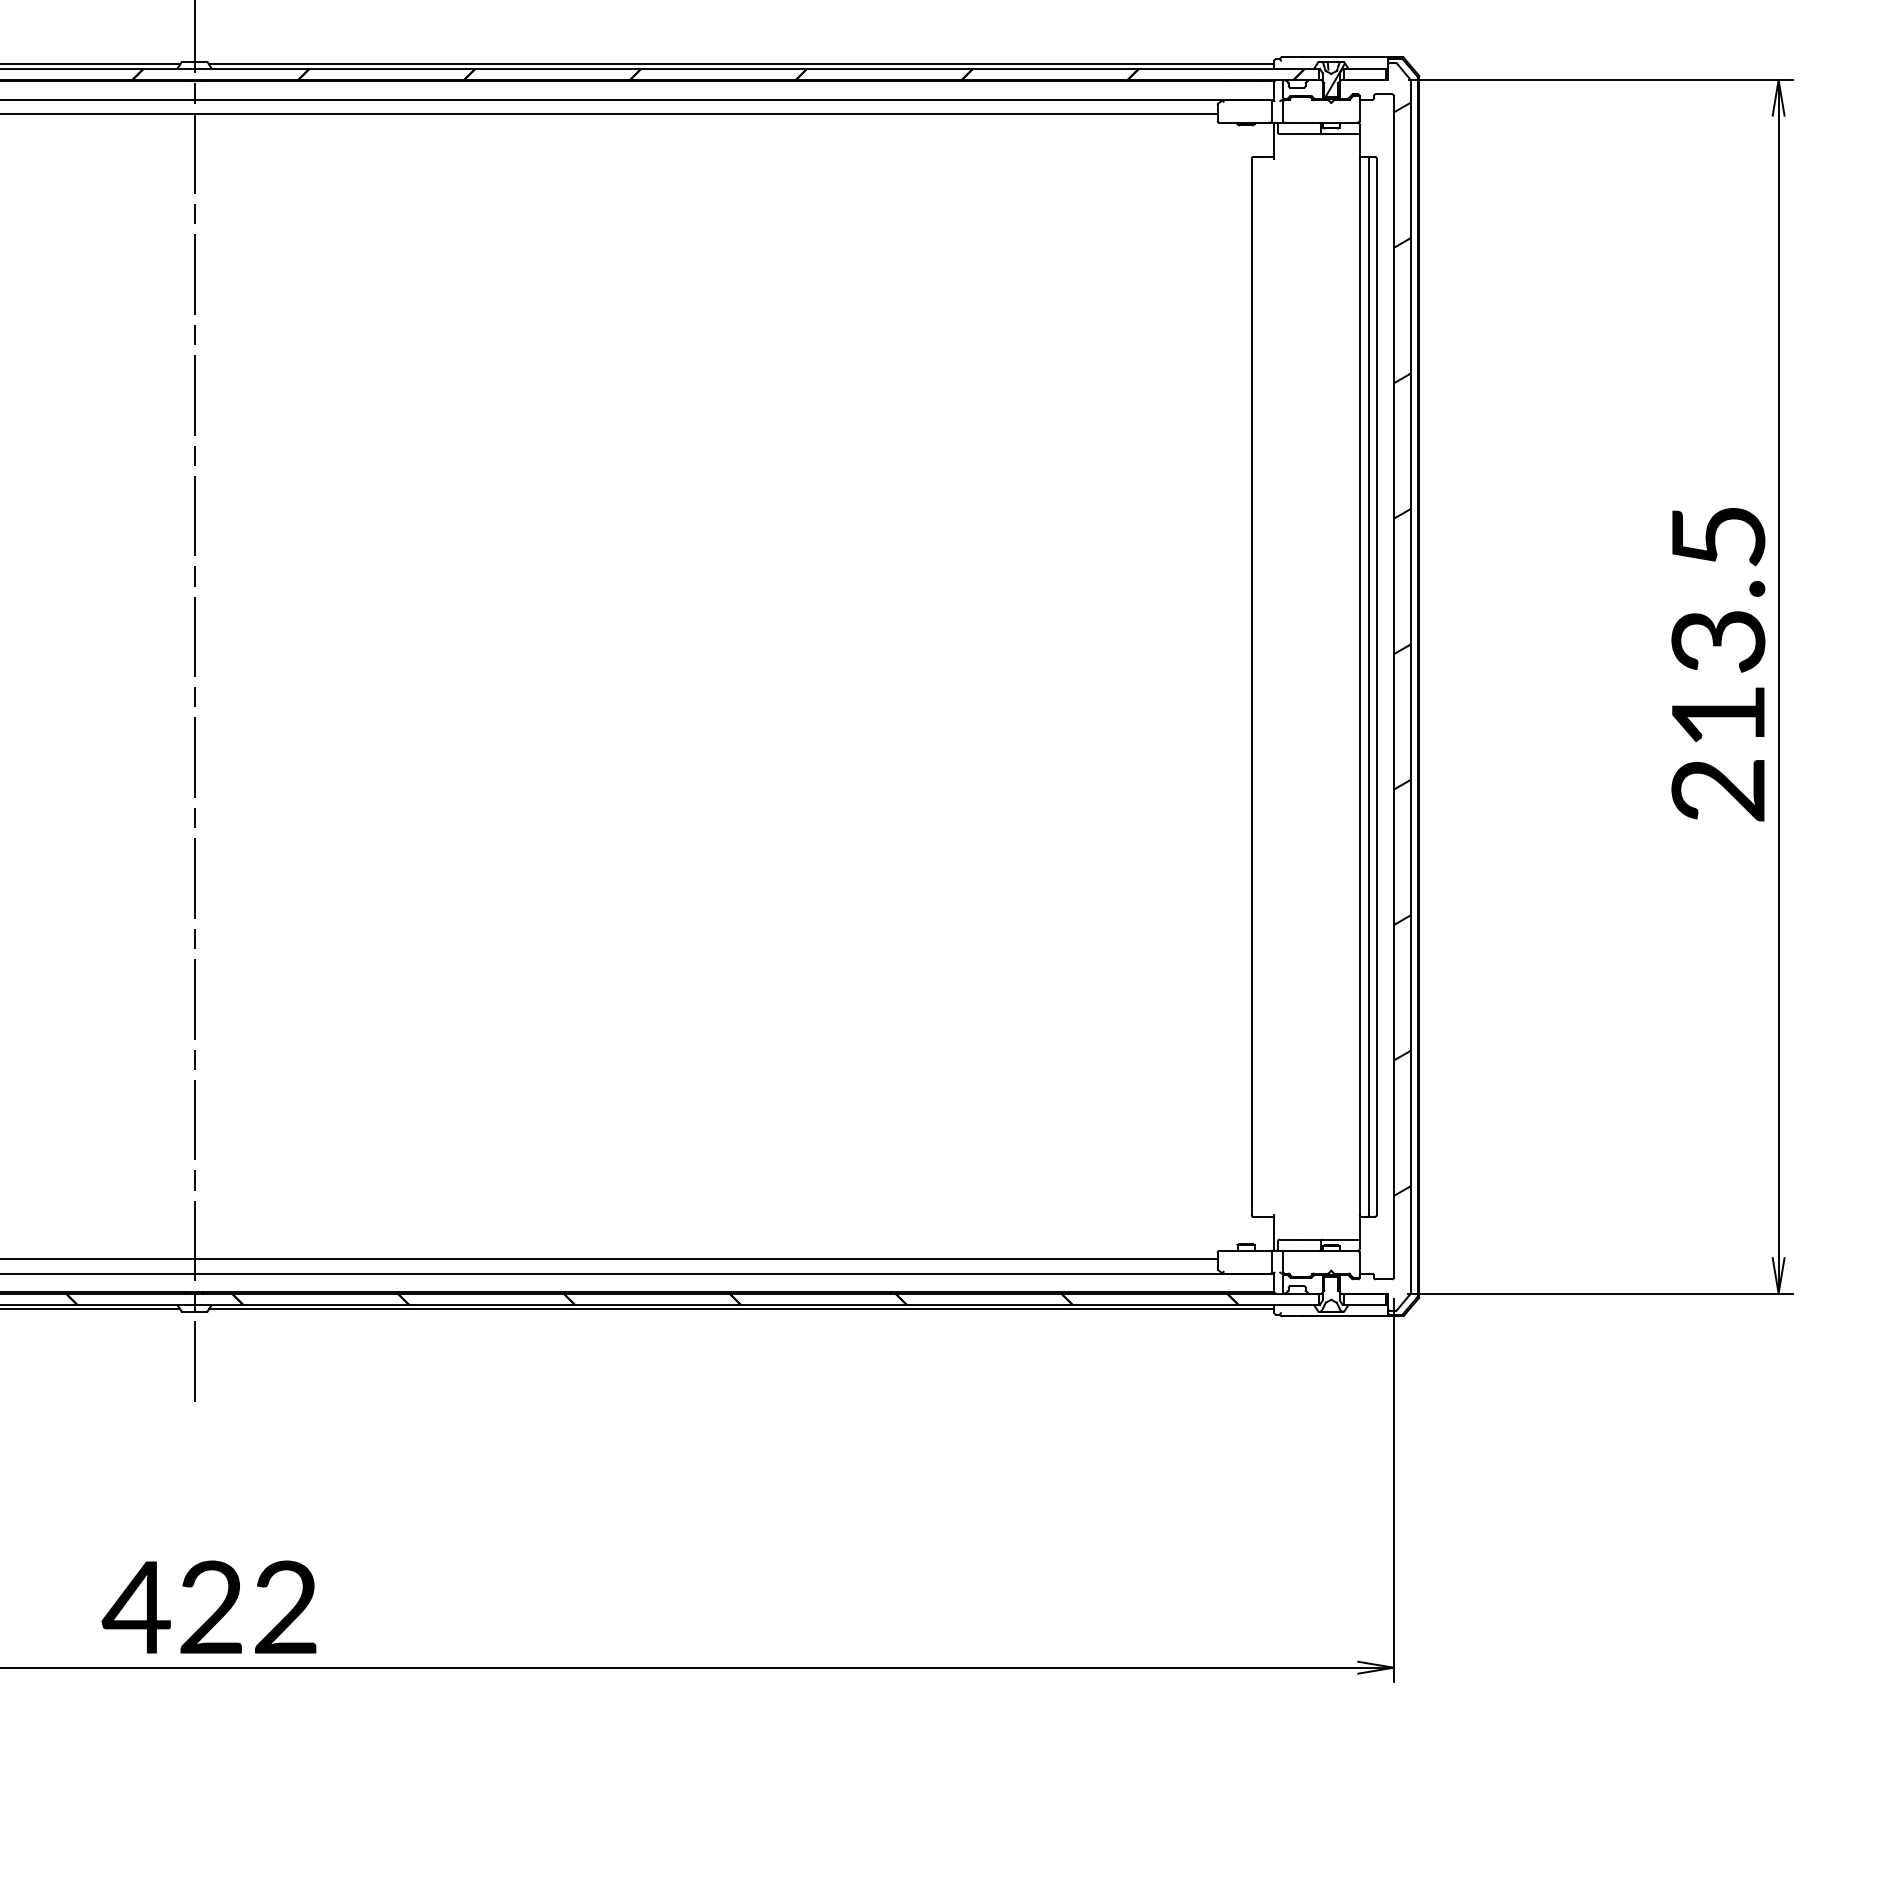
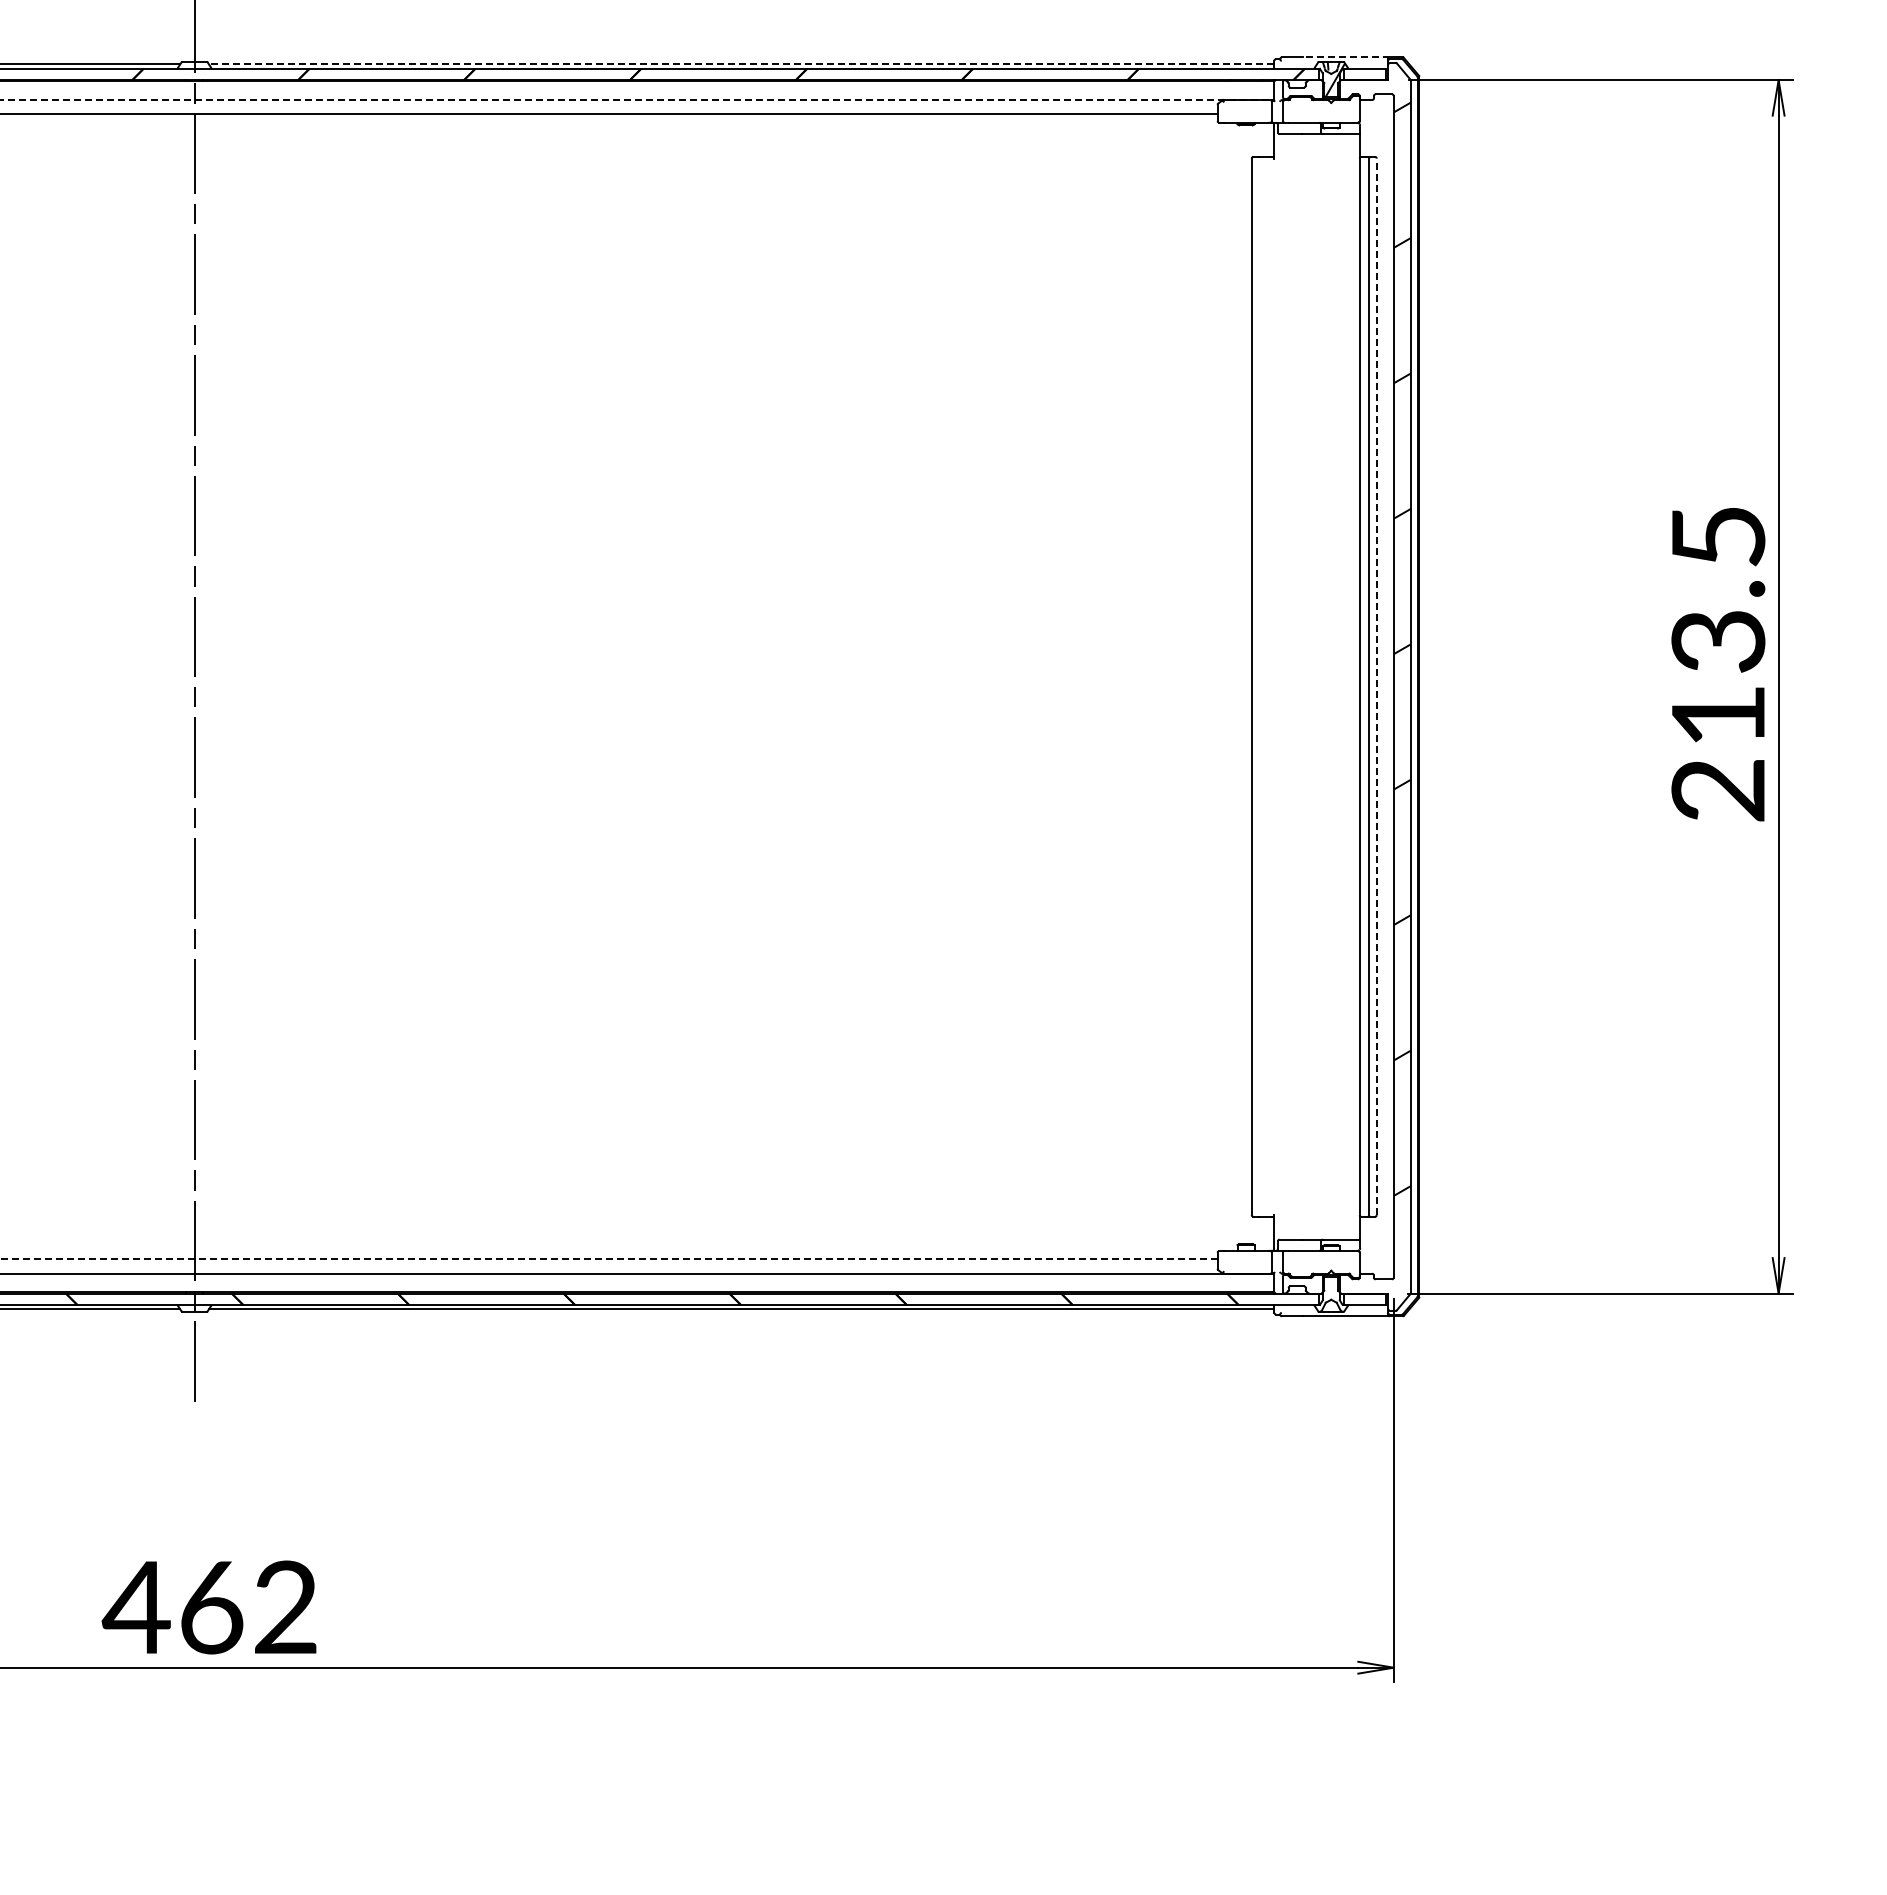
line: solid -> dashed (1345, 57)
line: solid -> dashed (741, 64)
line: solid -> dashed (636, 100)
line: solid -> dashed (1376, 686)
line: solid -> dashed (608, 1259)
text: 422 -> 462 (211, 1607)
